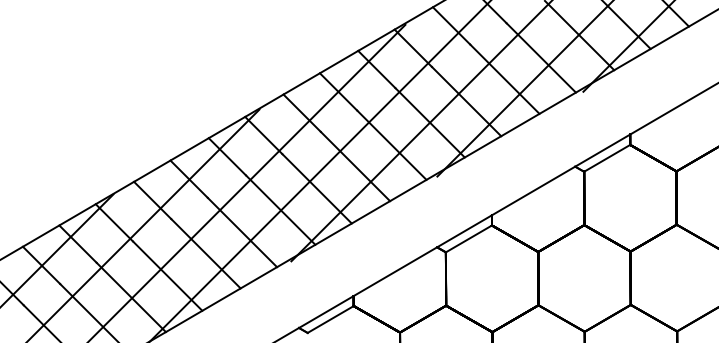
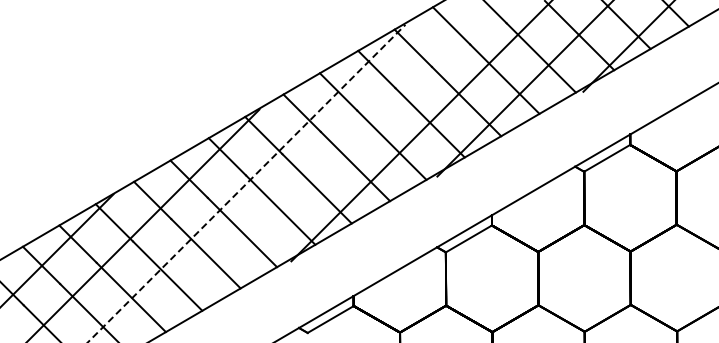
line: present -> none (320, 170)
line: solid -> dashed (246, 183)
